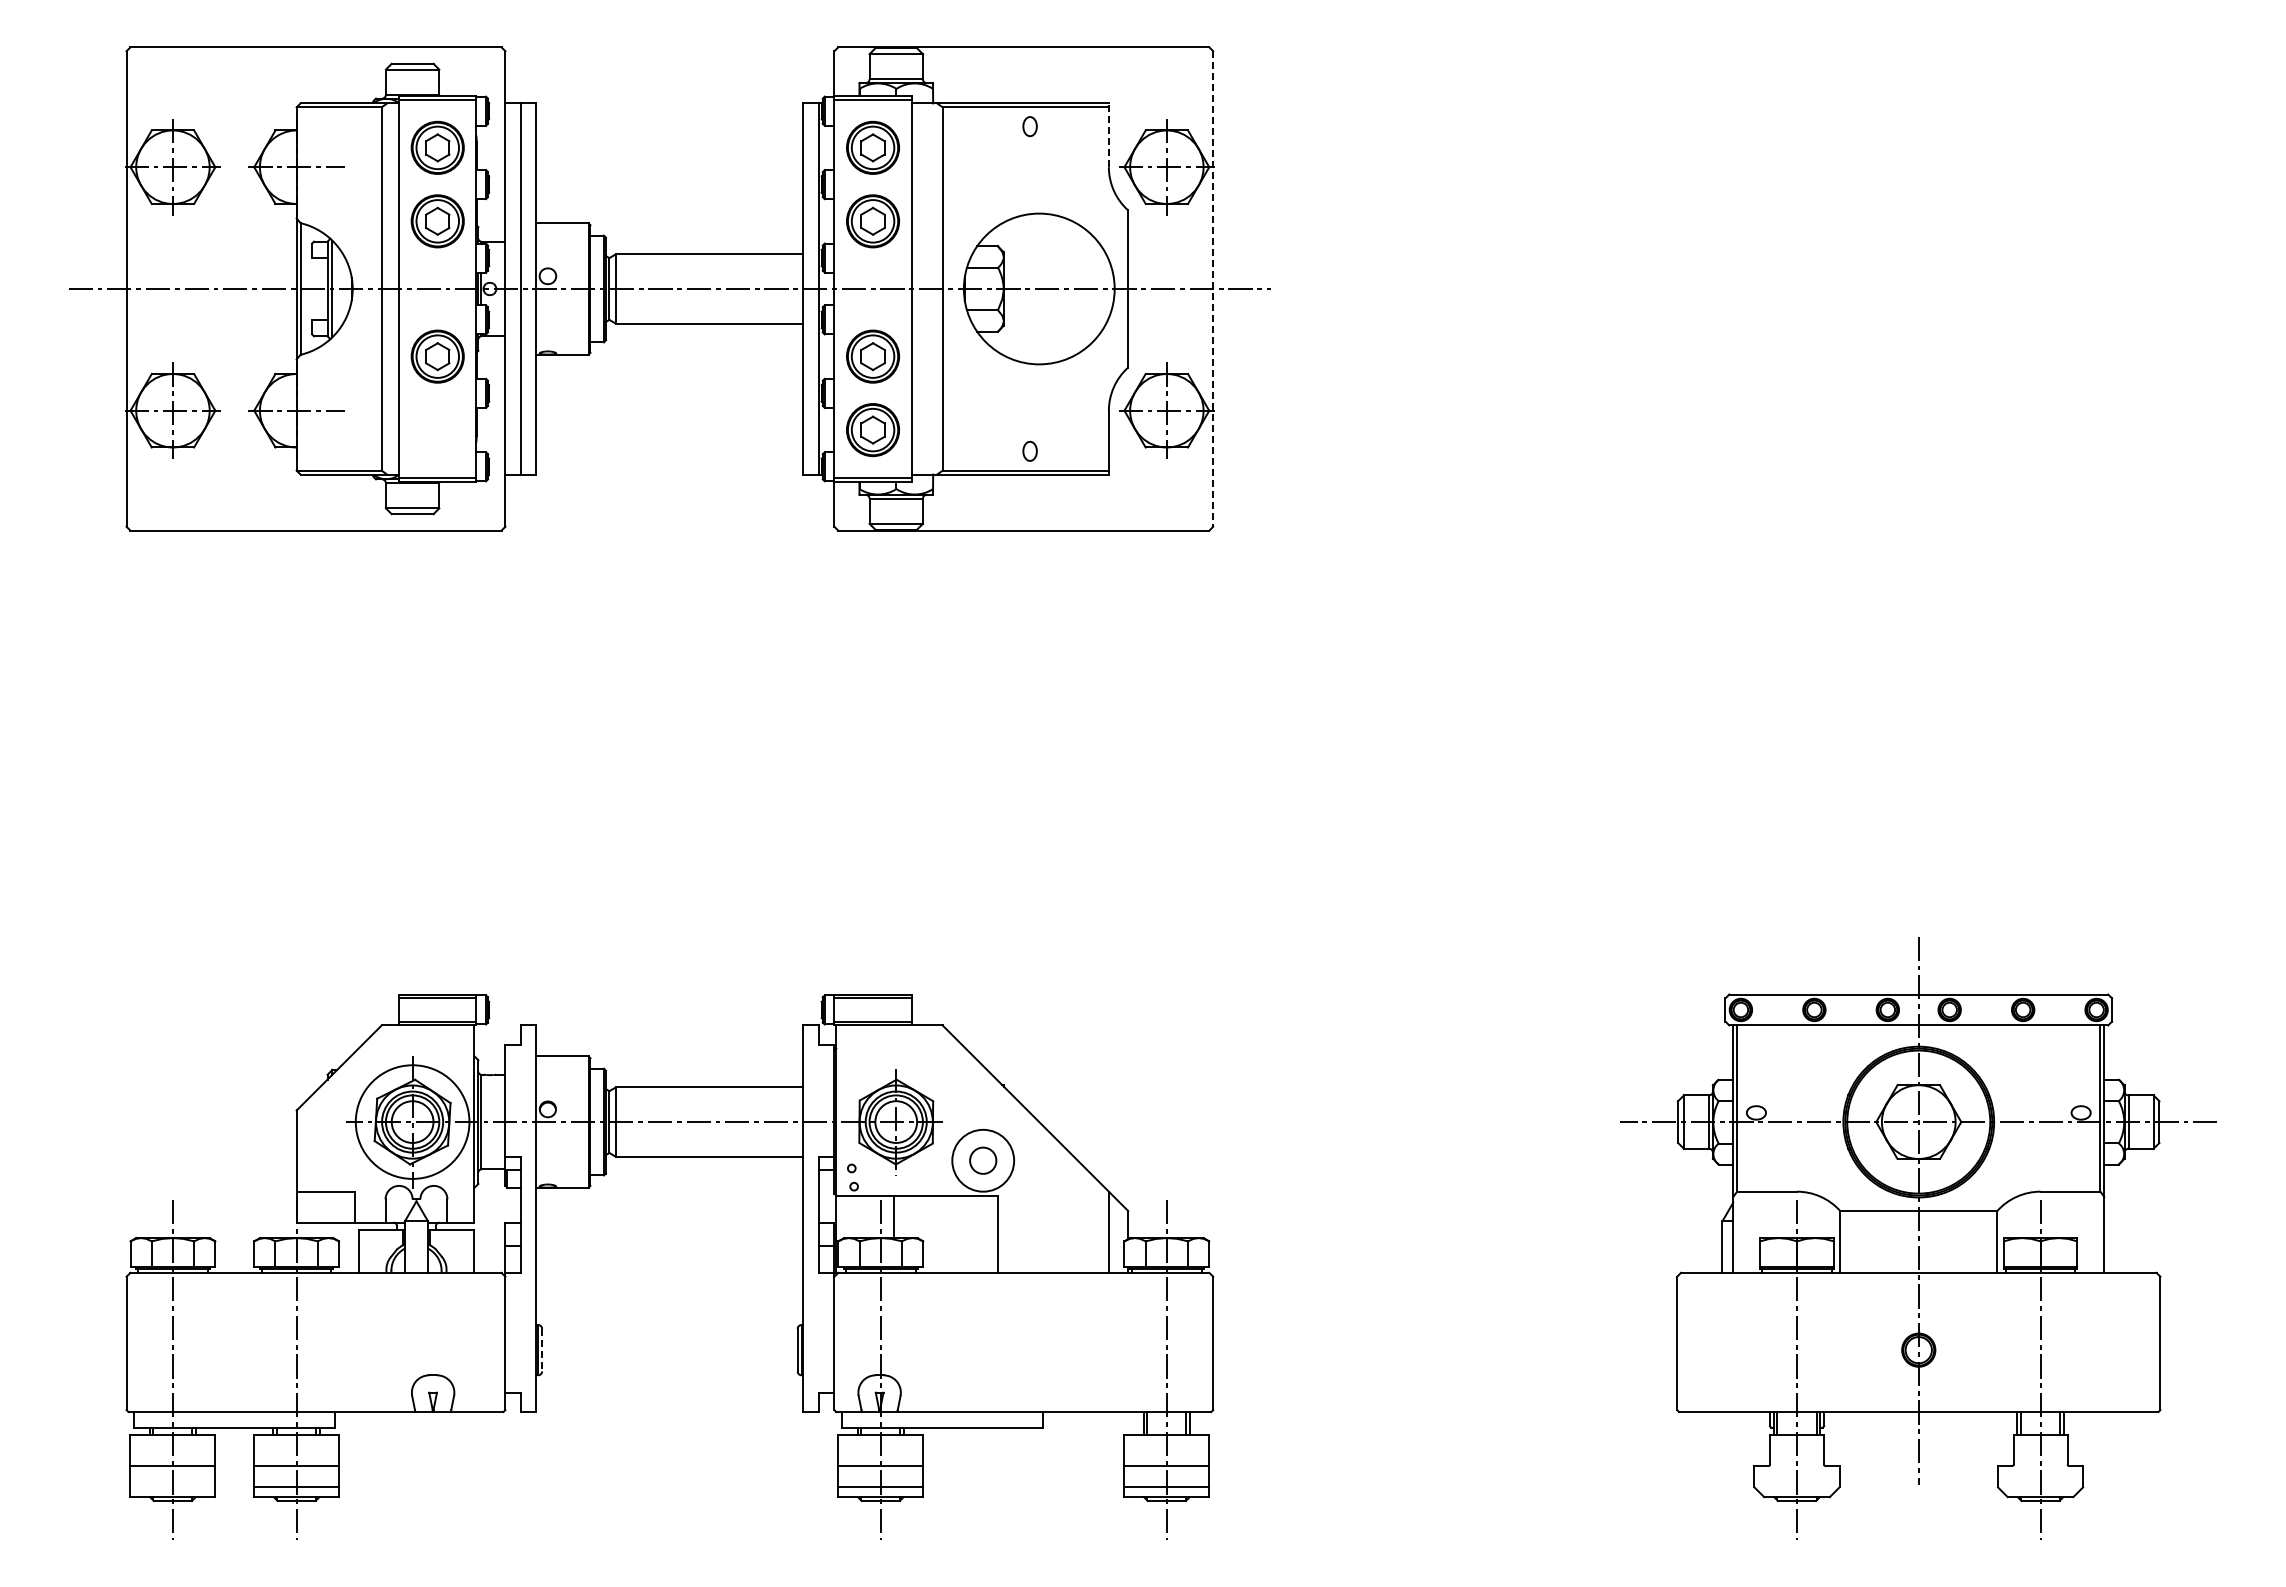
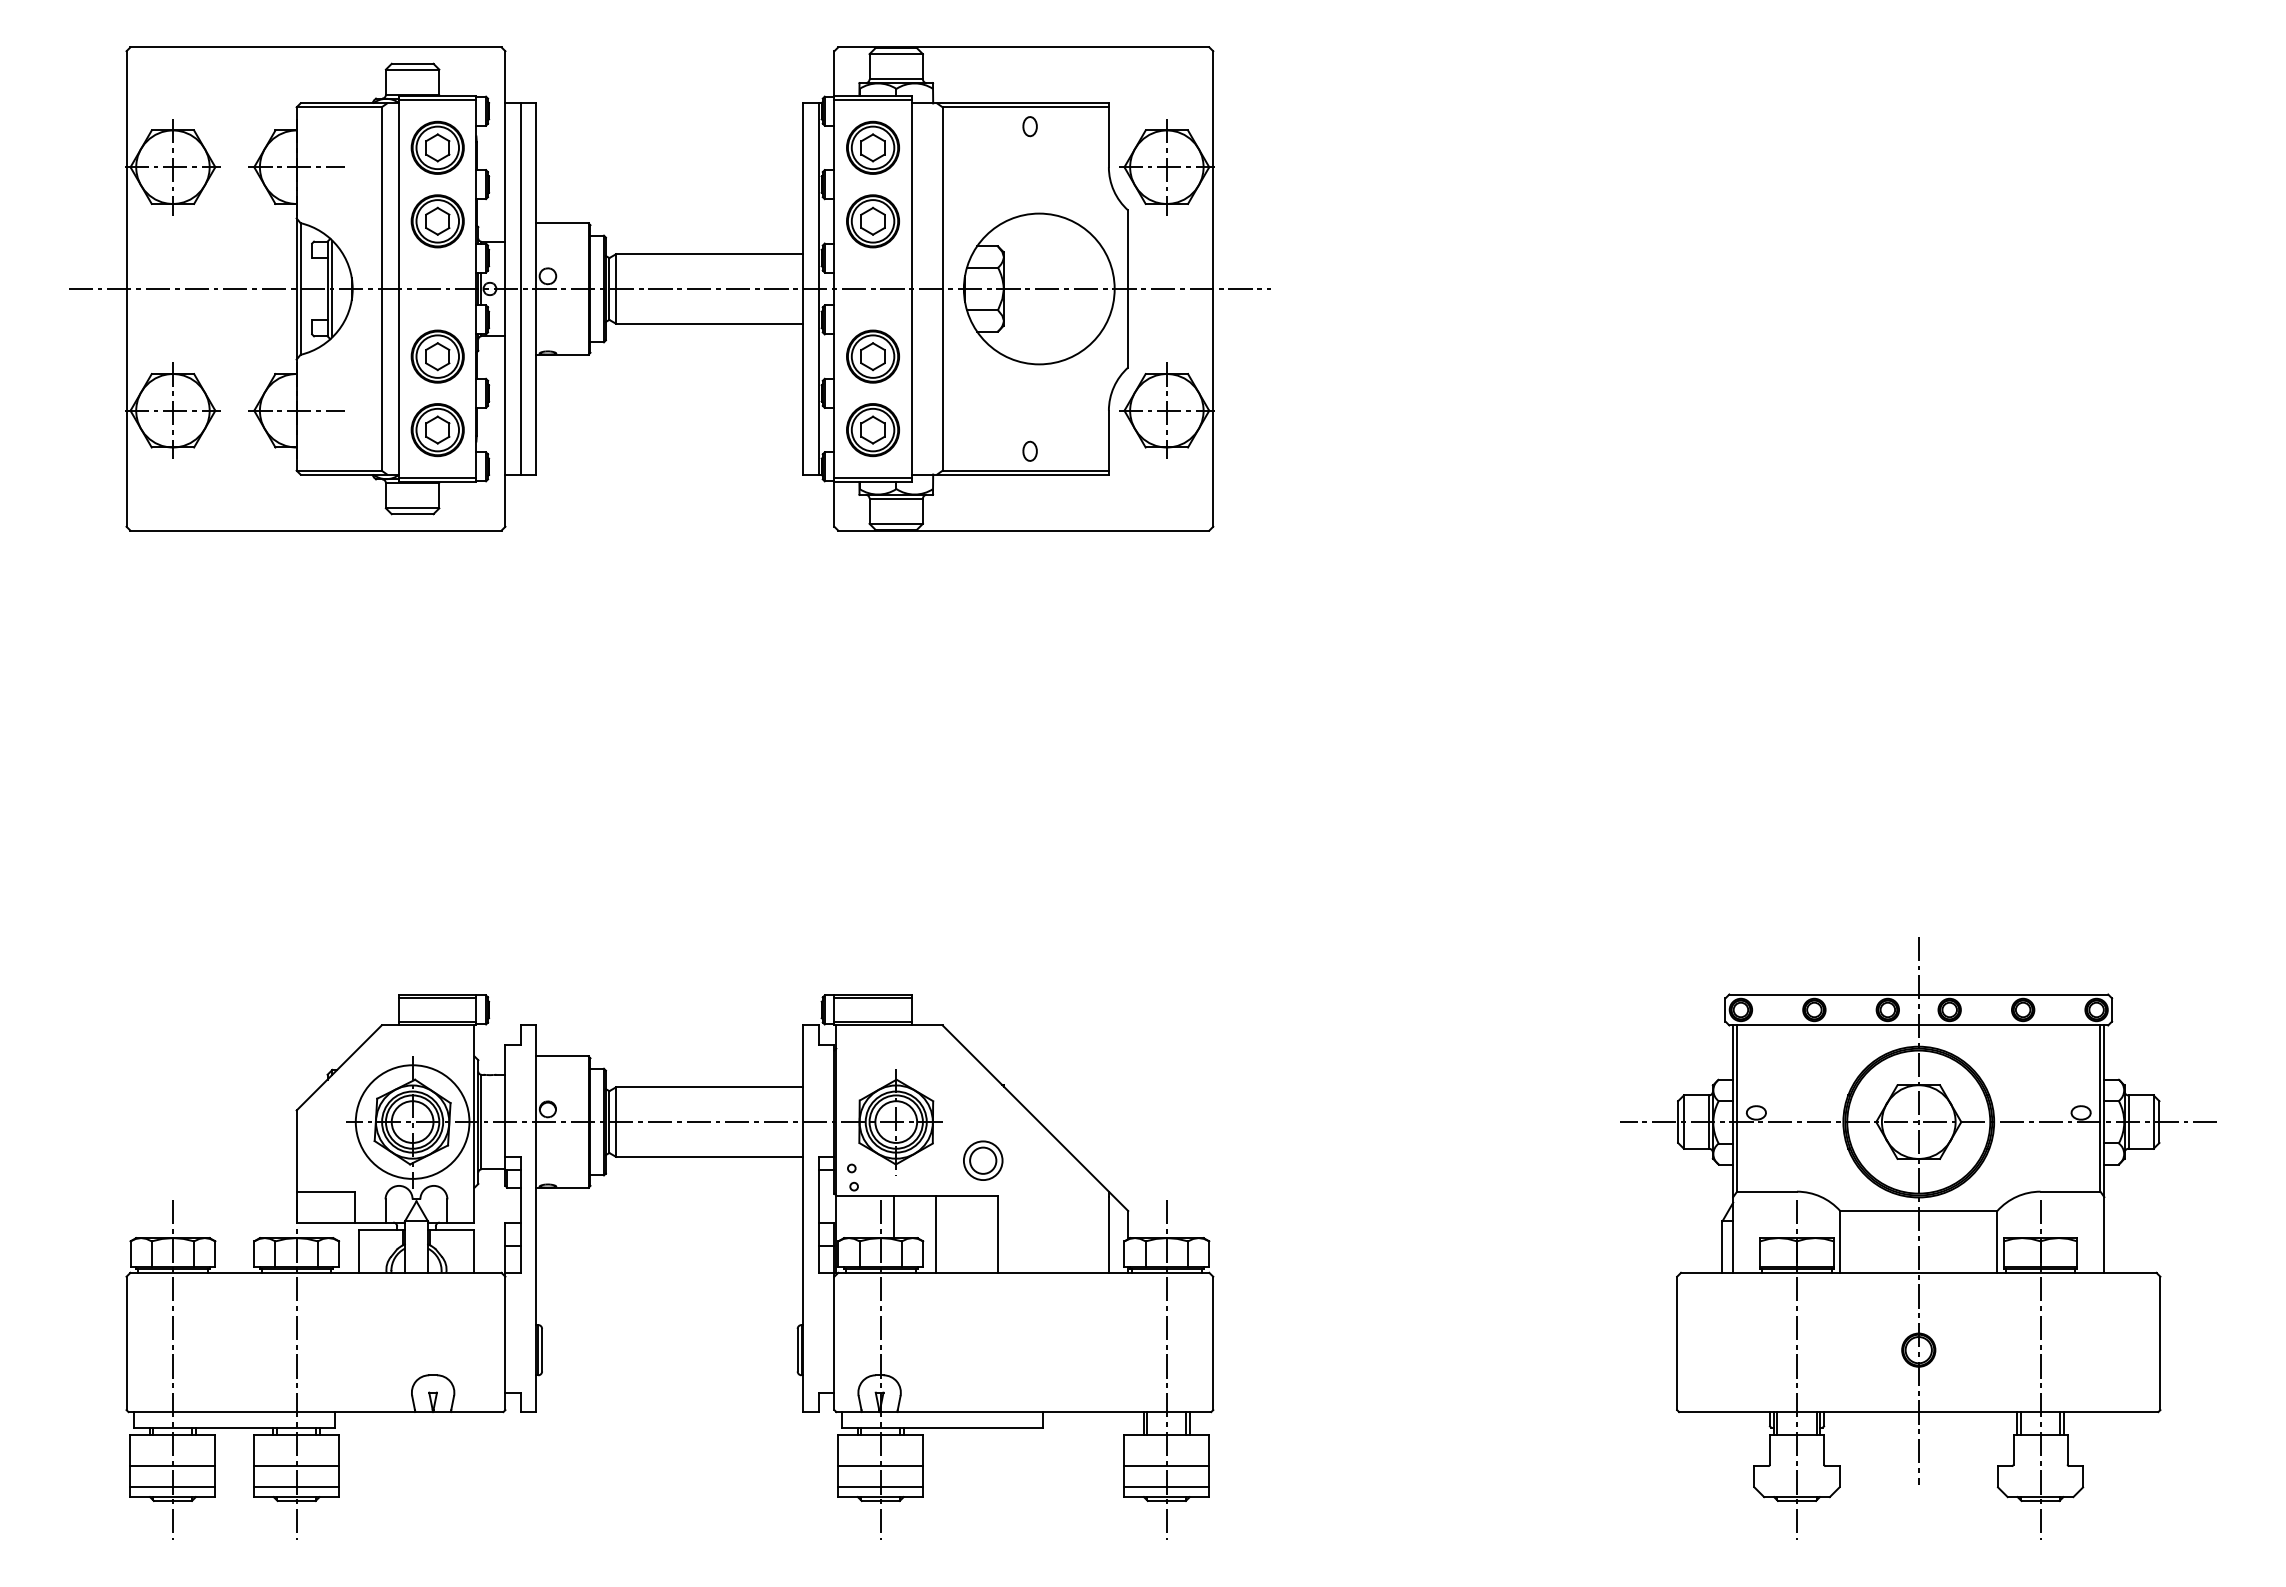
line: dashed -> solid (1108, 135)
line: dashed -> solid (1213, 289)
part: none -> present (437, 430)
circle diameter: 62 px -> 39 px (982, 1160)
line: none -> present (936, 1233)
line: dashed -> solid (542, 1350)
line: none -> present (172, 1487)
